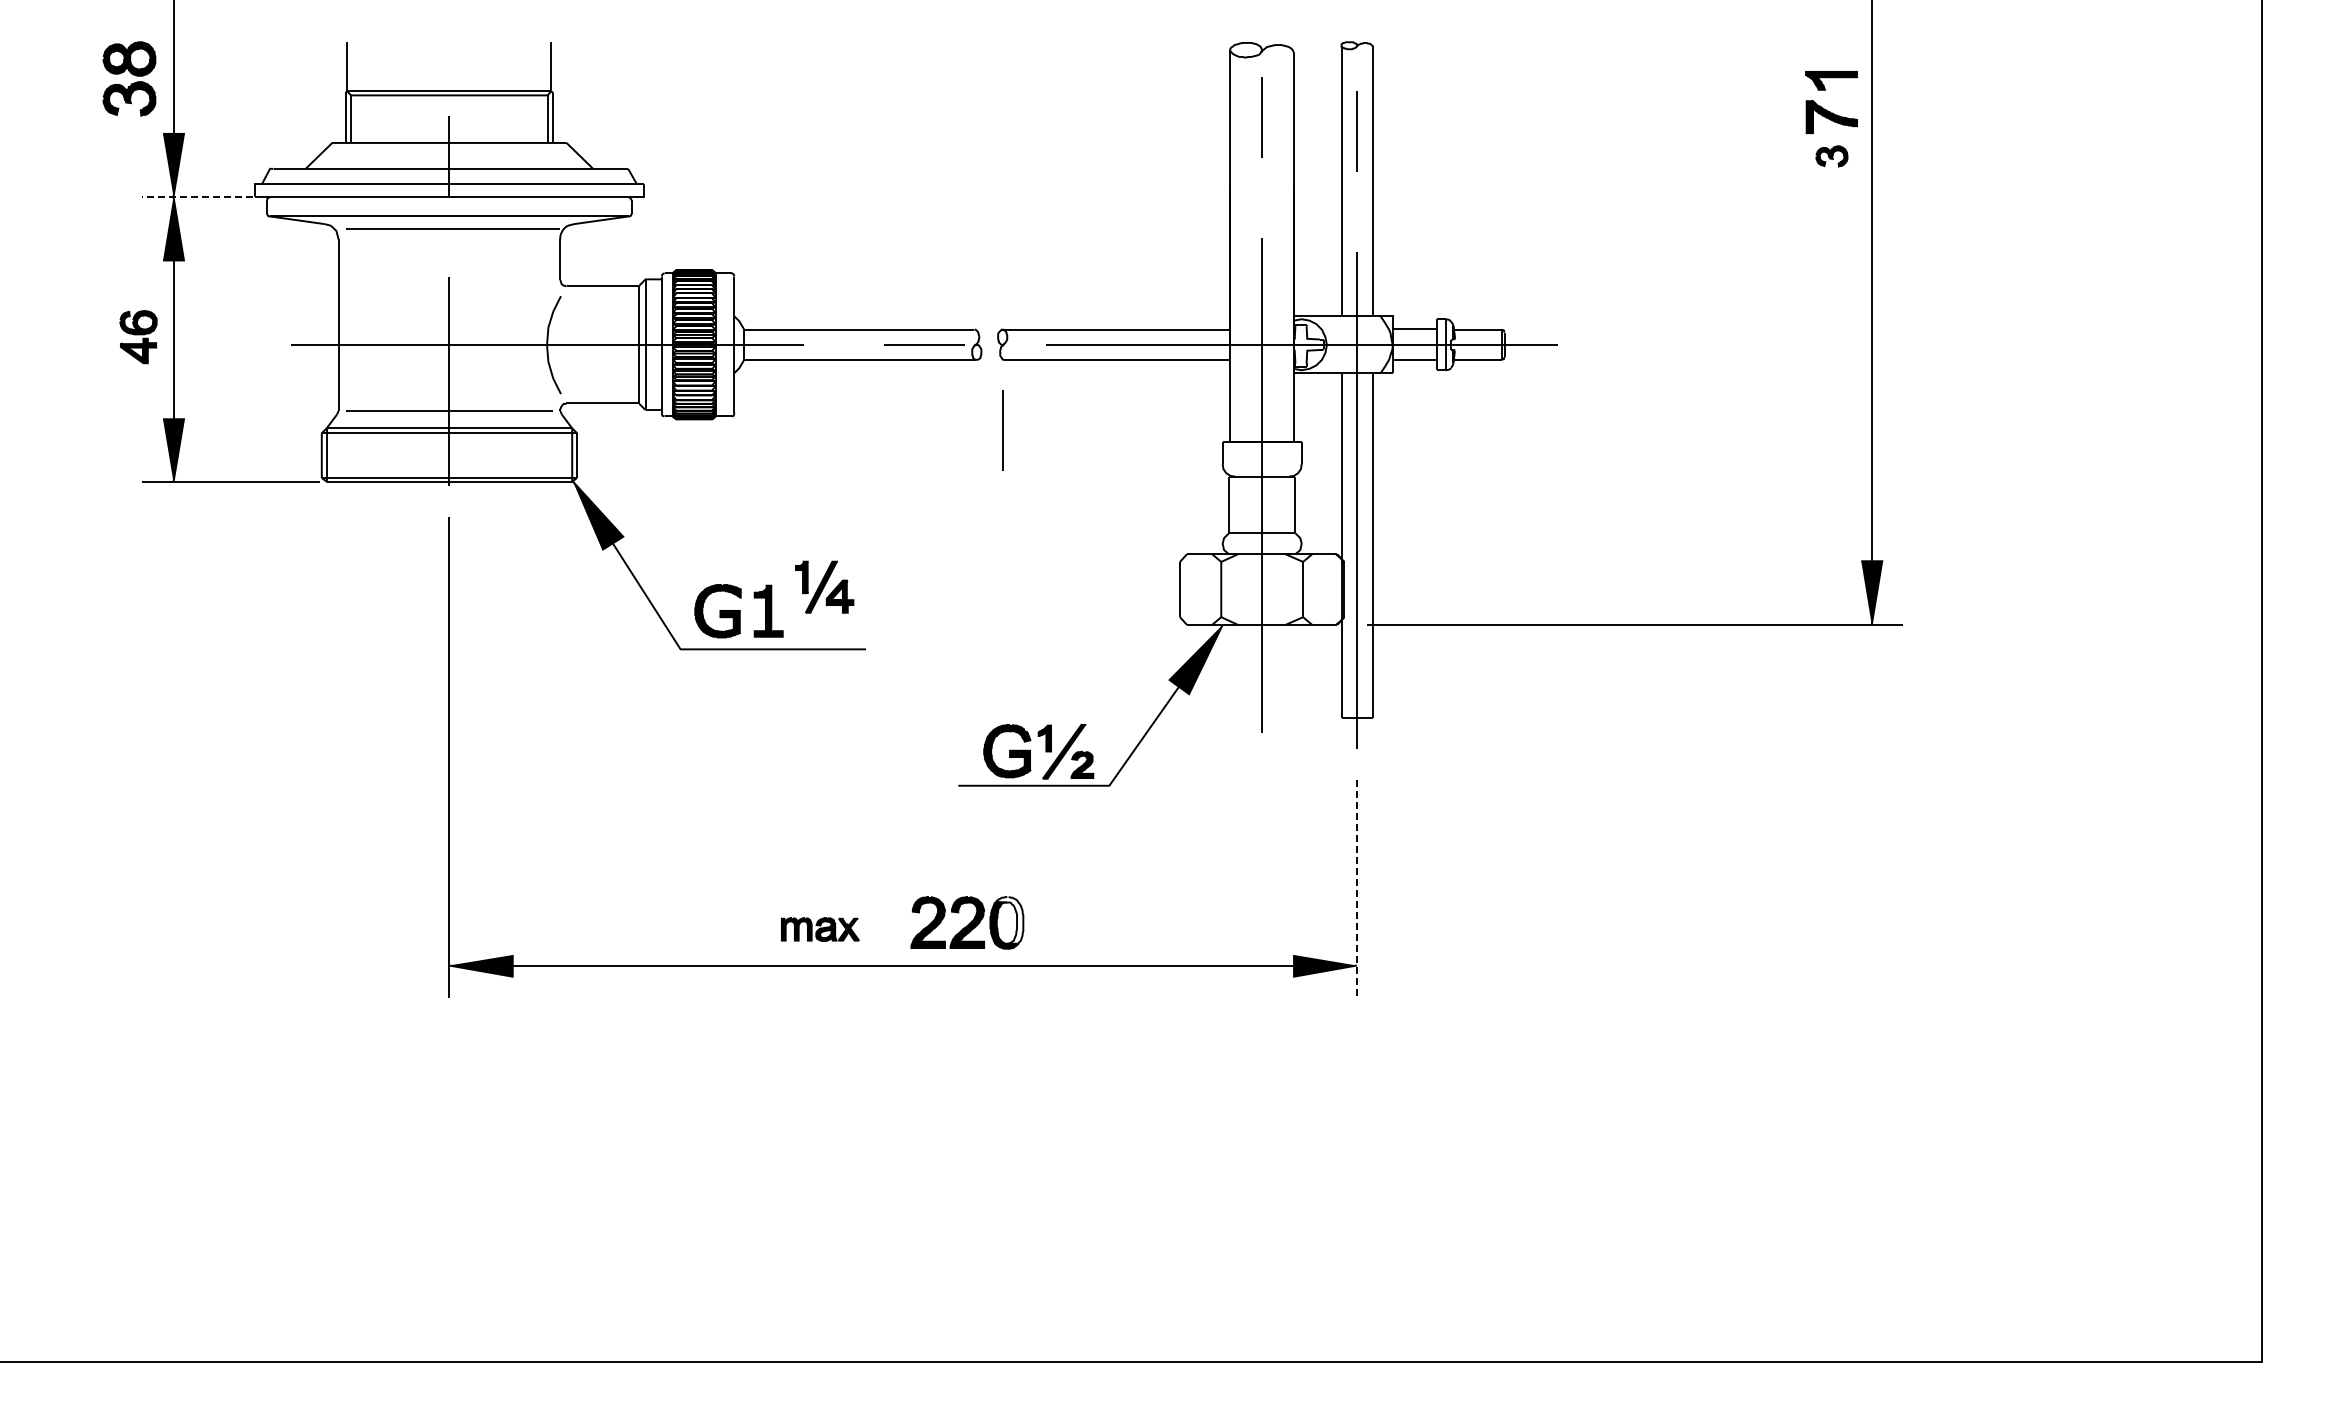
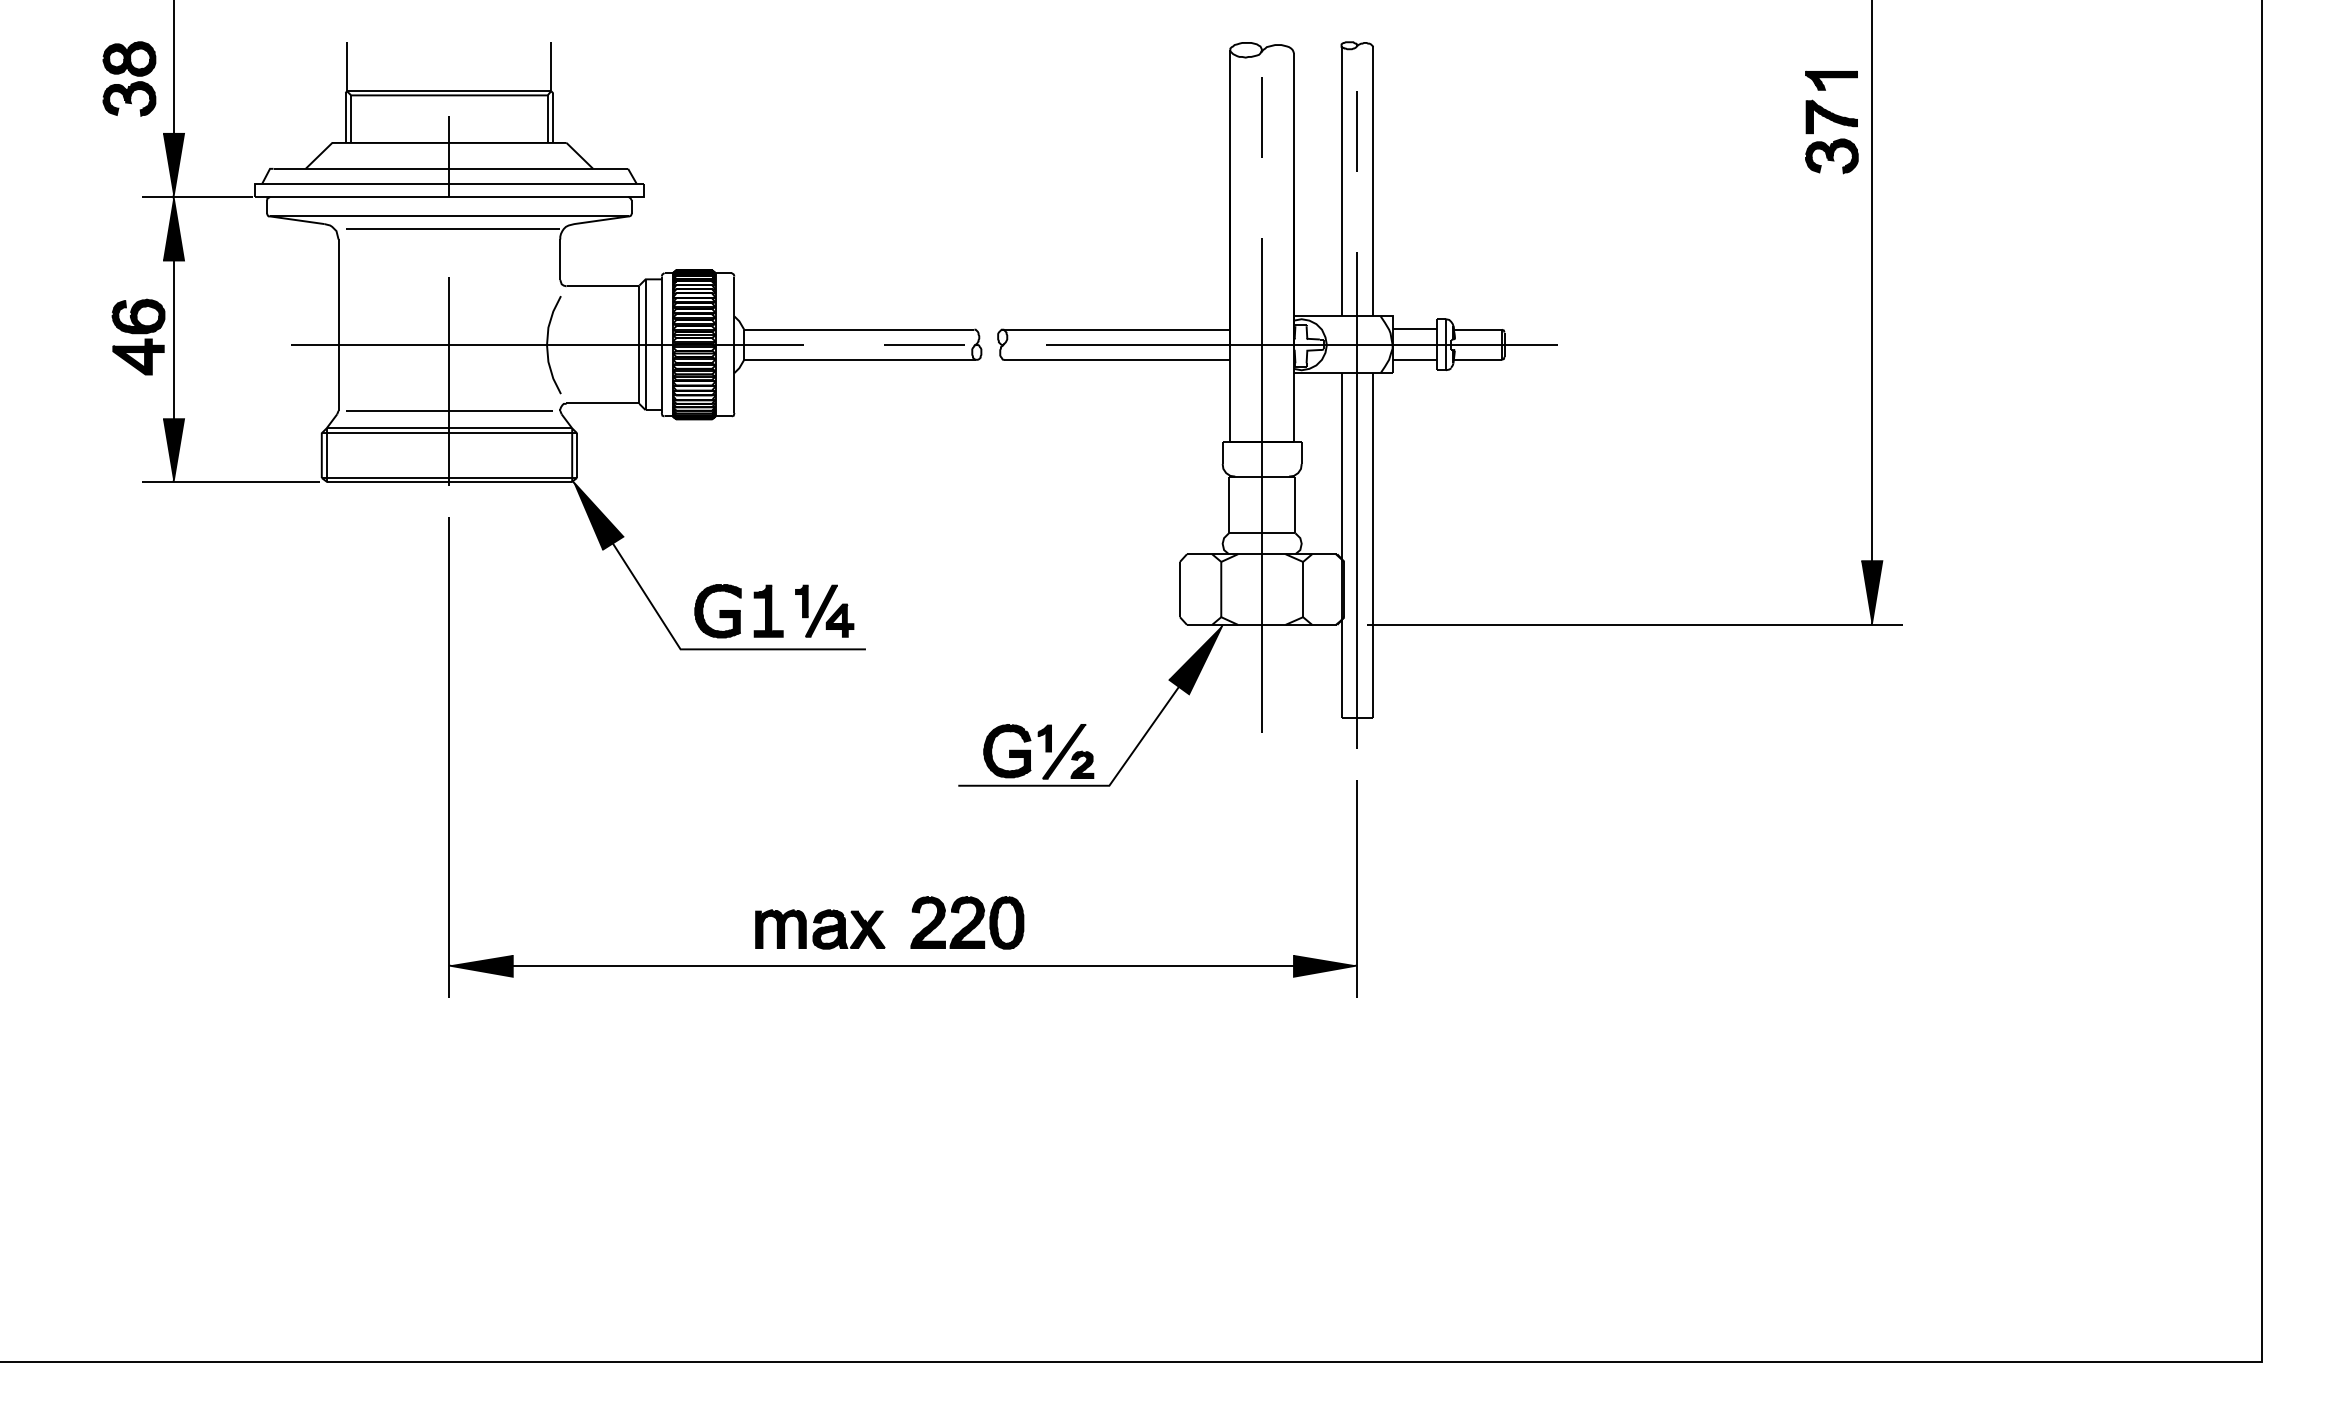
part size: 34x23 px -> 54x37 px (1831, 156)
line: dashed -> solid (196, 196)
part size: 39x55 px -> 55x78 px (138, 336)
line: present -> none (1002, 430)
part position: (824, 586) -> (824, 610) (824, 610)
line: dashed -> solid (1356, 888)
fill: none -> present (1009, 919)
part size: 79x25 px -> 131x41 px (820, 929)
